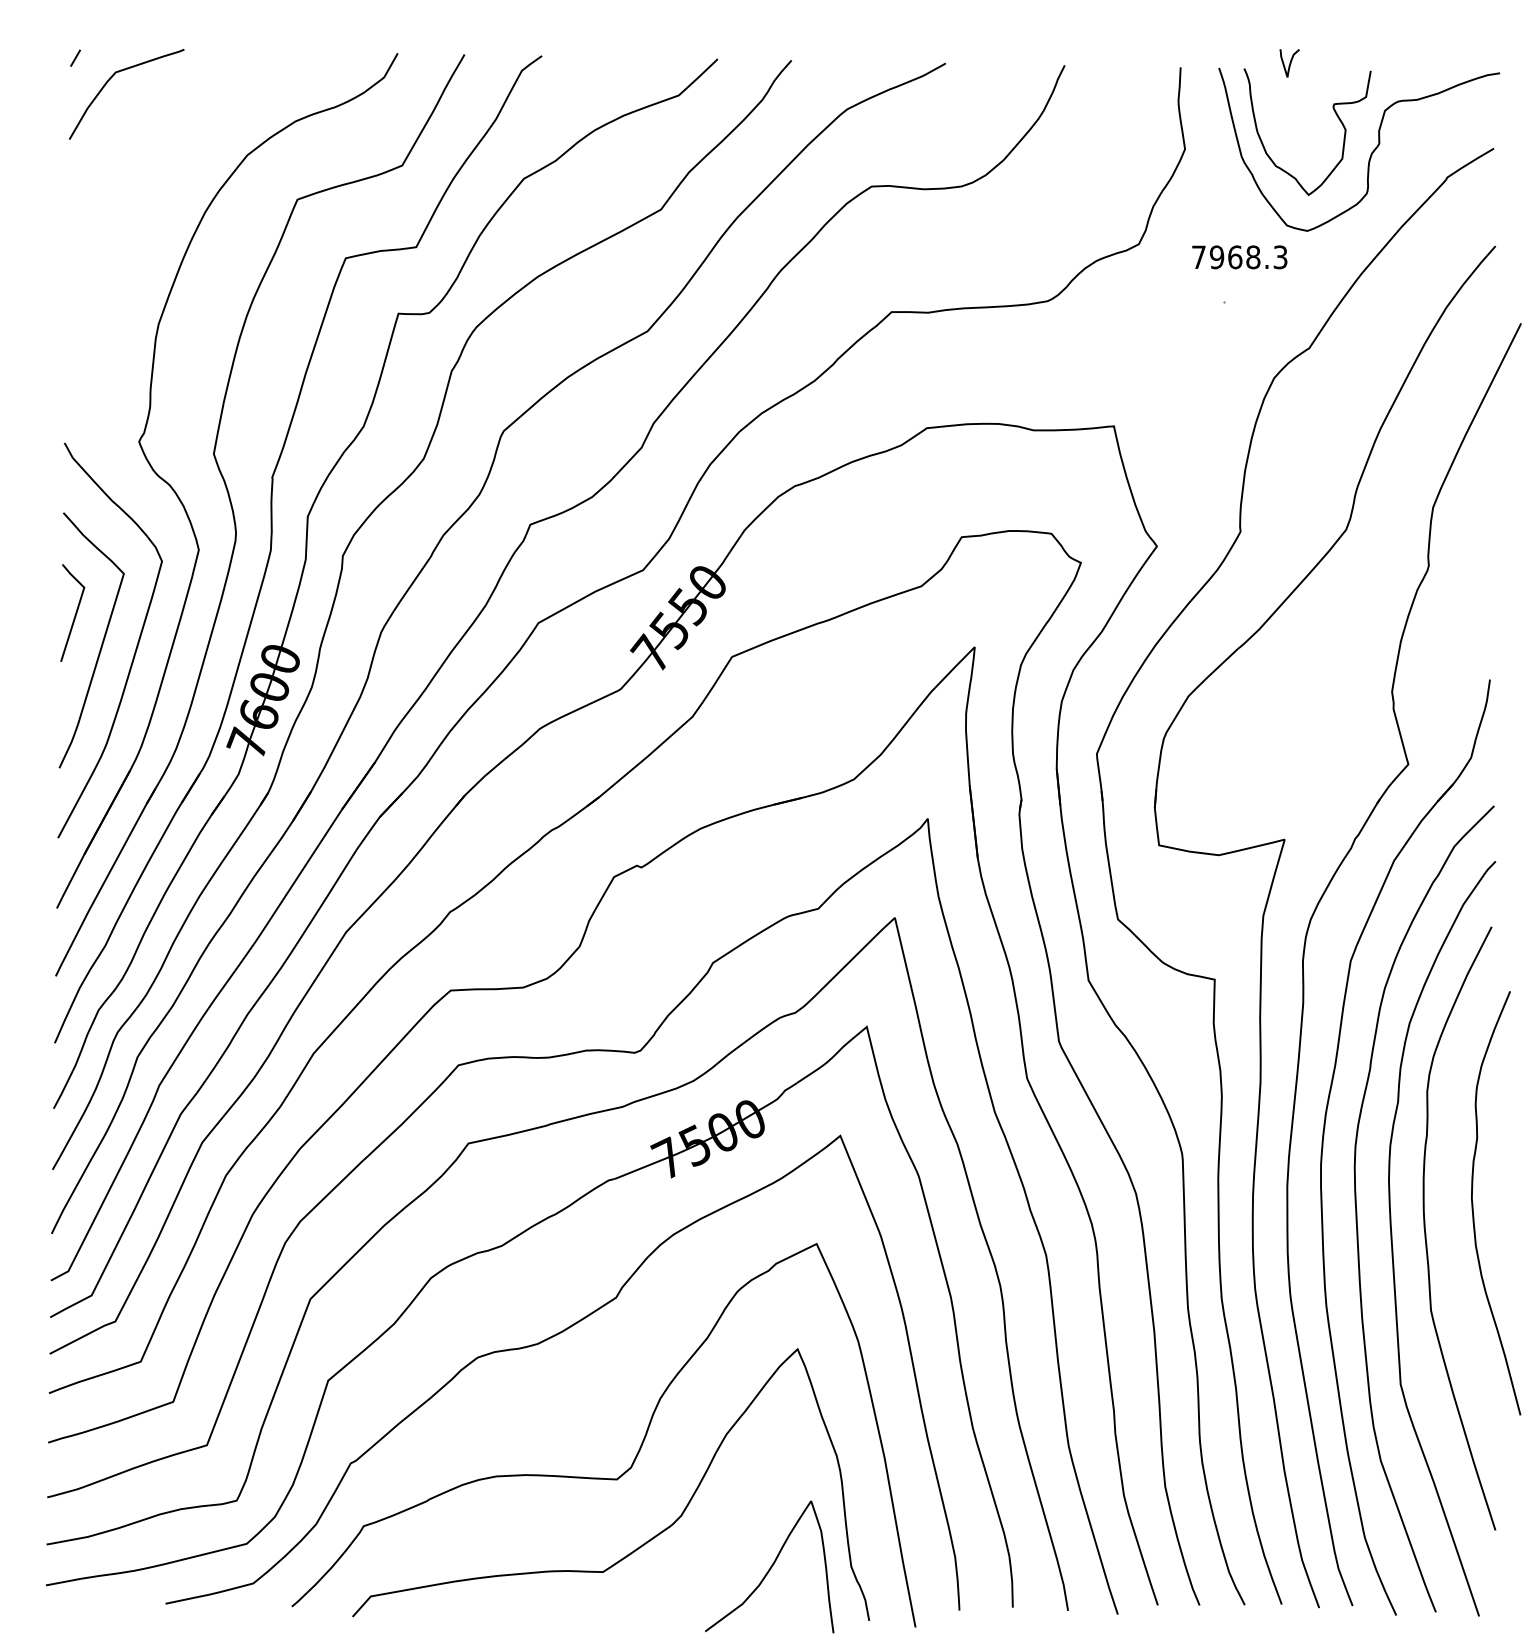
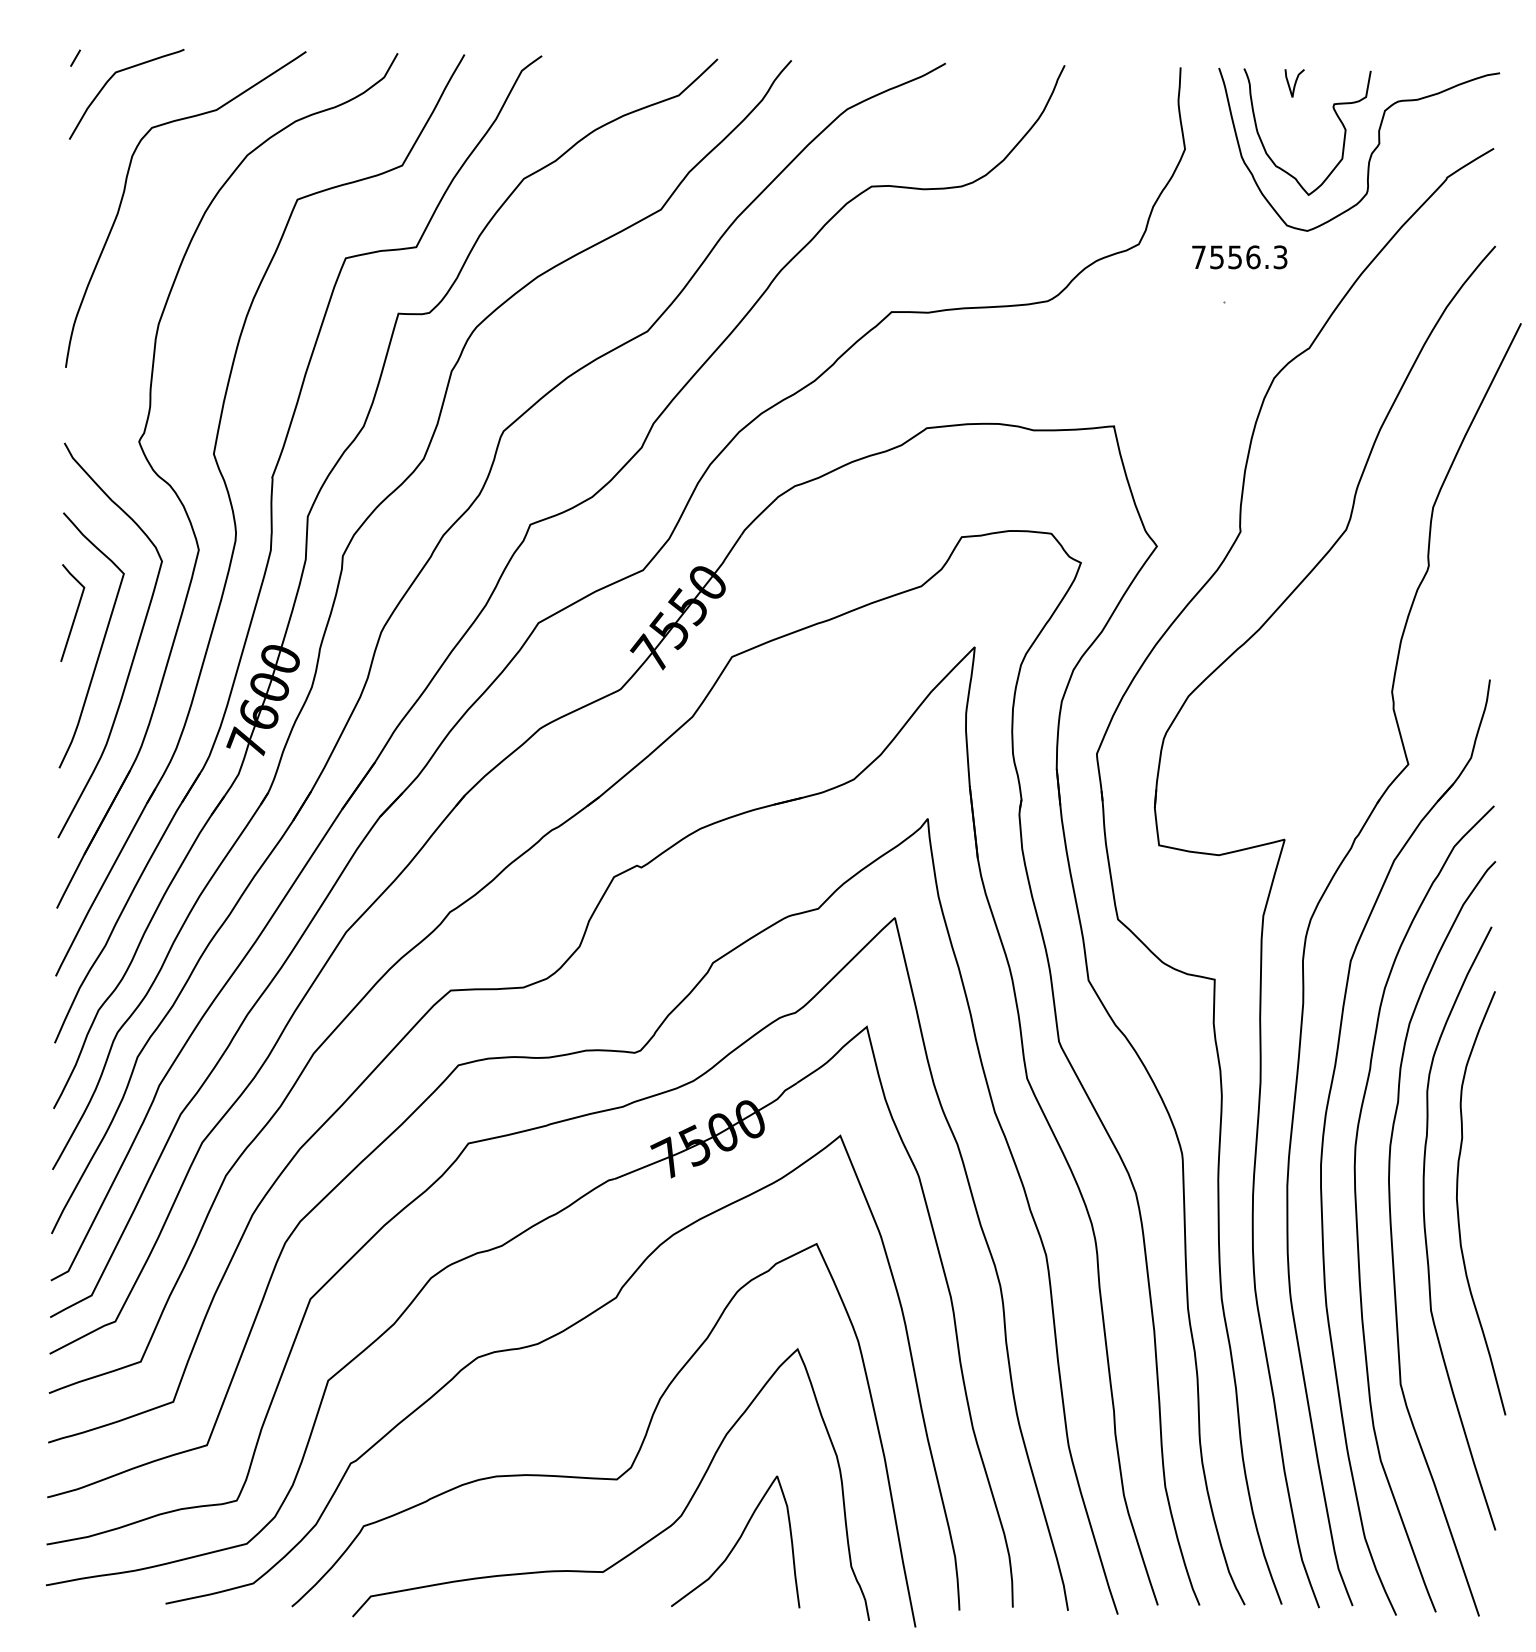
curve position: (1289, 63) -> (1294, 83) (1294, 83)
curve: none -> present (125, 191)
text: 7968.3 -> 7556.3 (1234, 257)
curve position: (1473, 1203) -> (1458, 1203) (1458, 1203)
curve position: (770, 1566) -> (736, 1541) (736, 1541)
